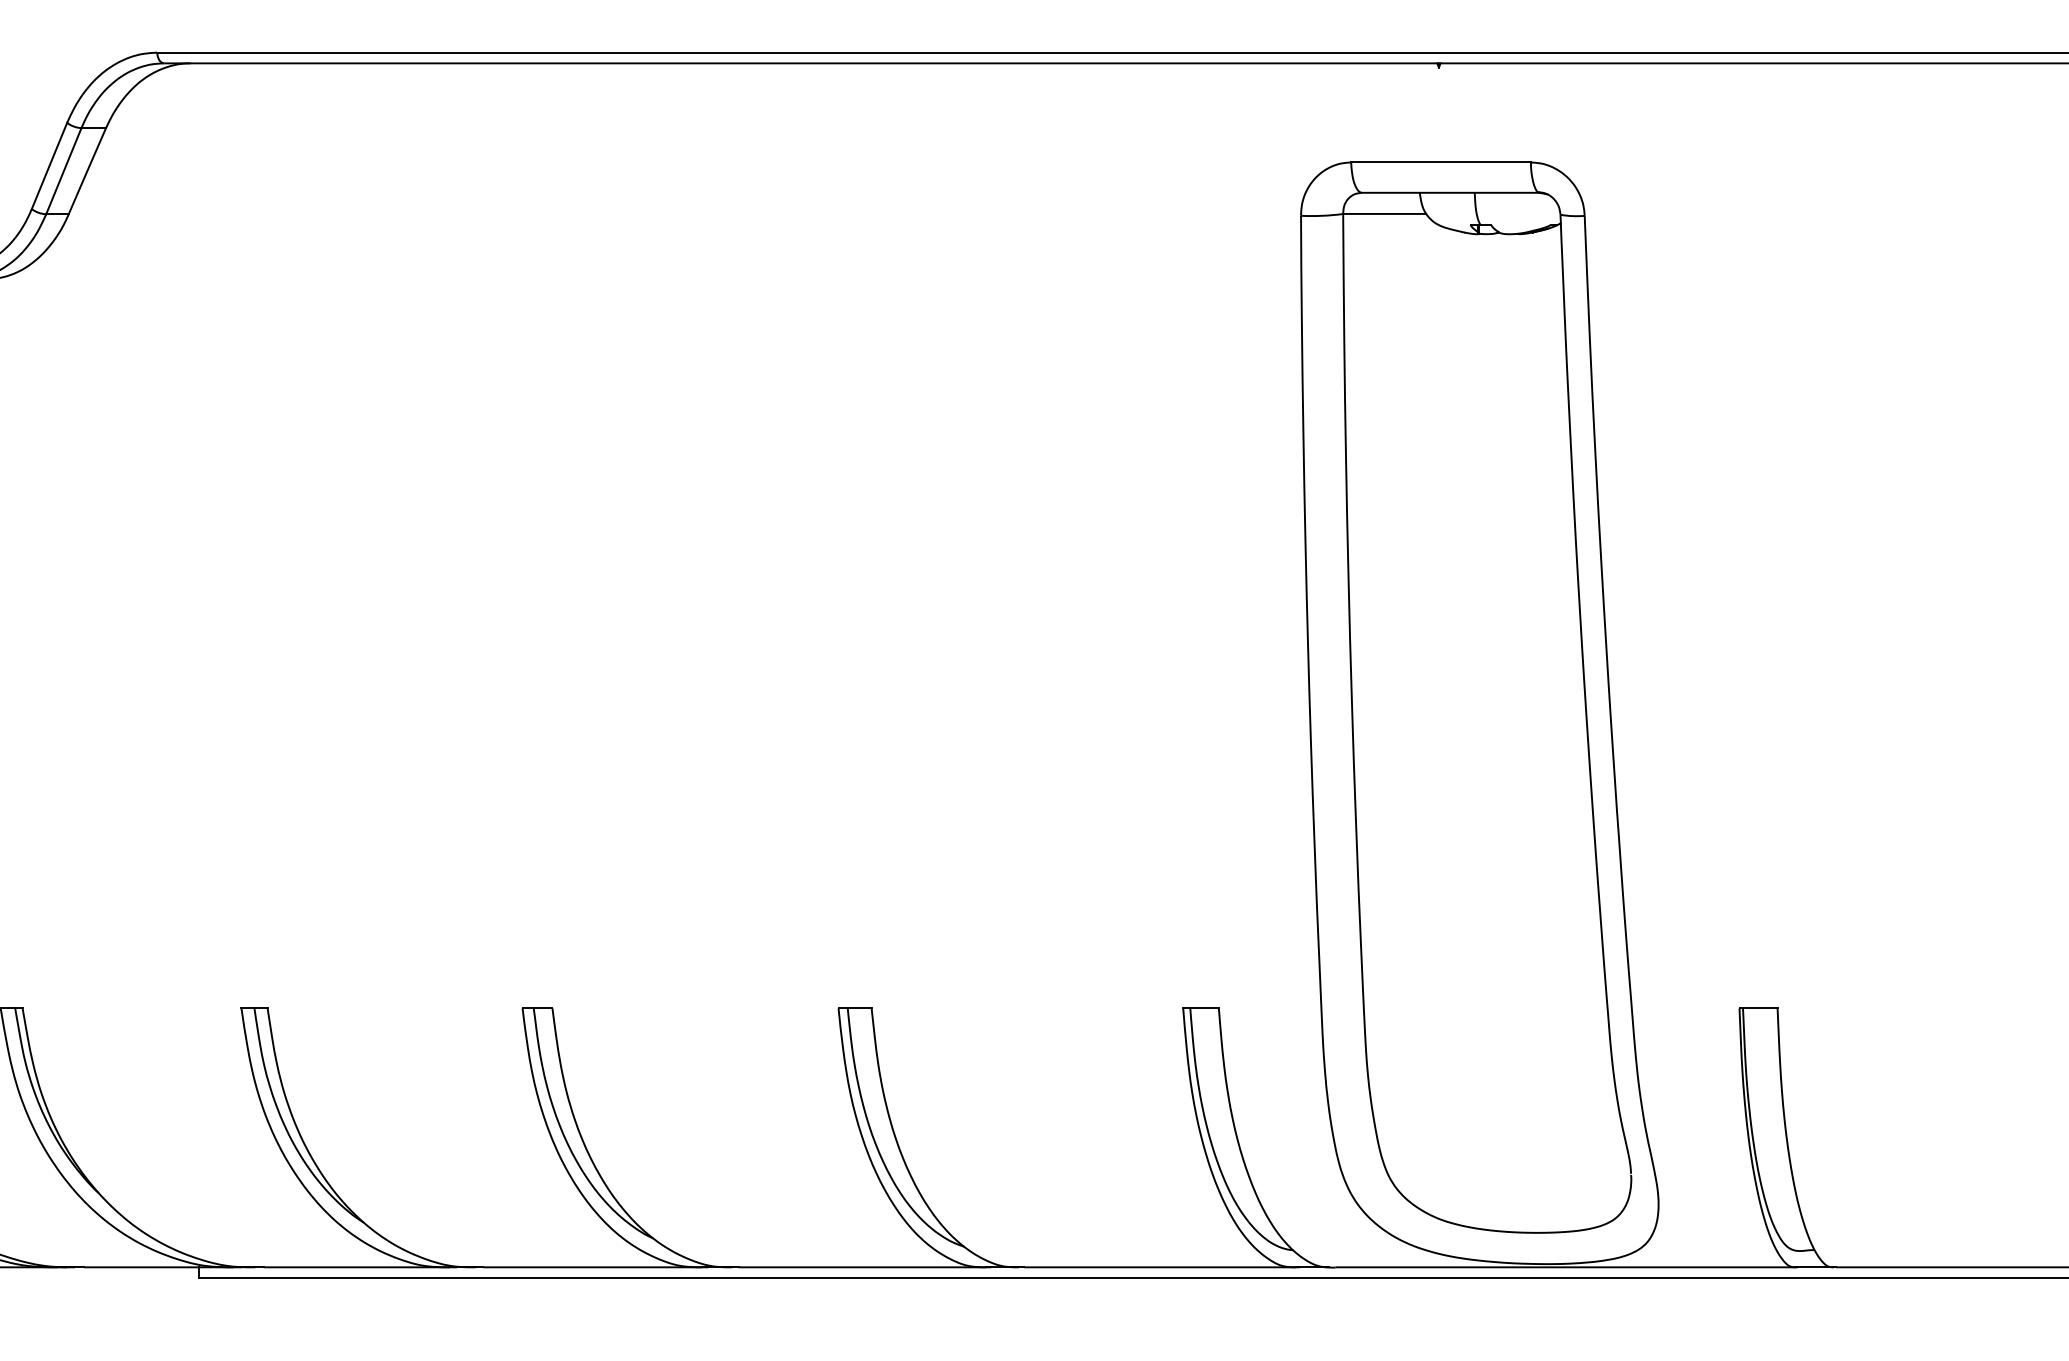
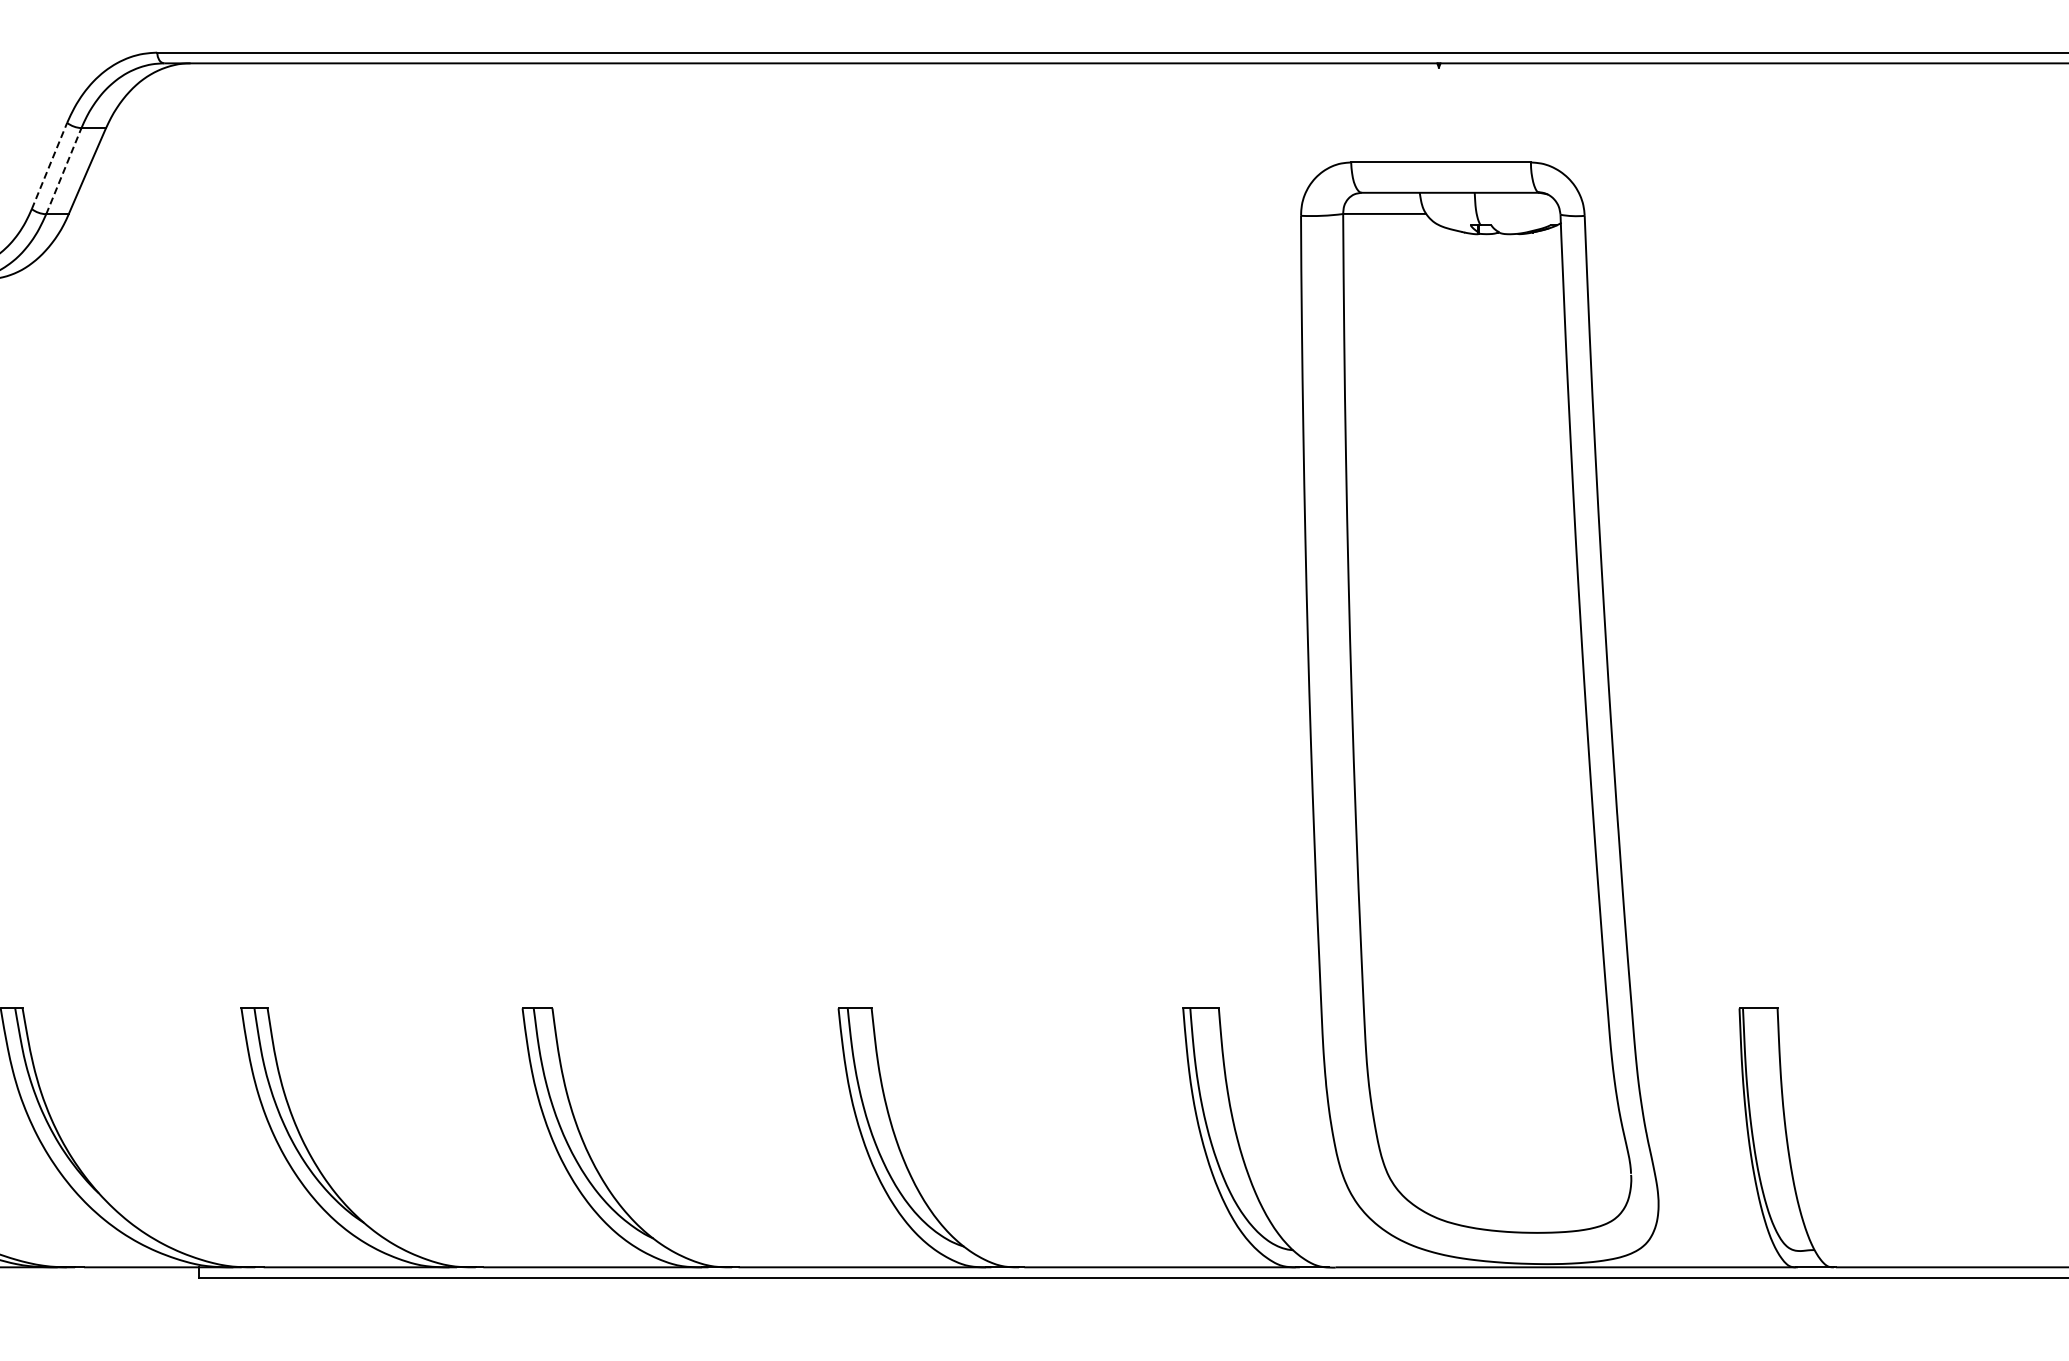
line: solid -> dashed (49, 166)
line: solid -> dashed (63, 171)
